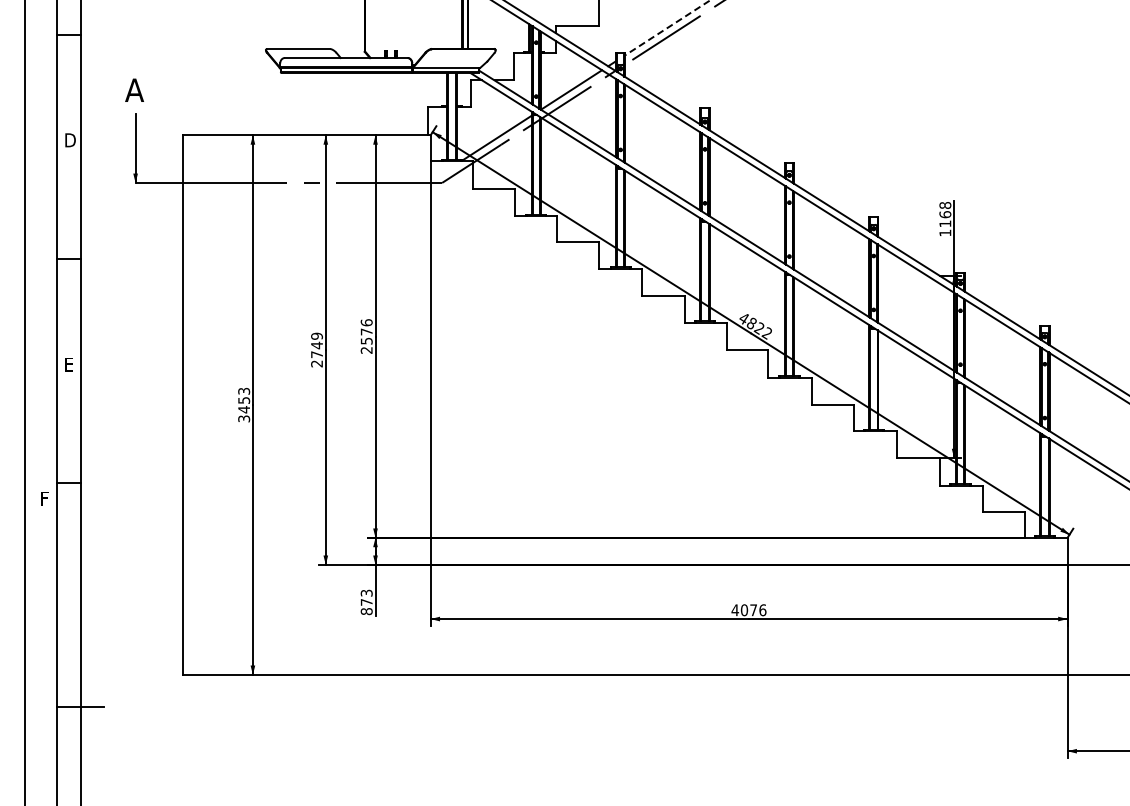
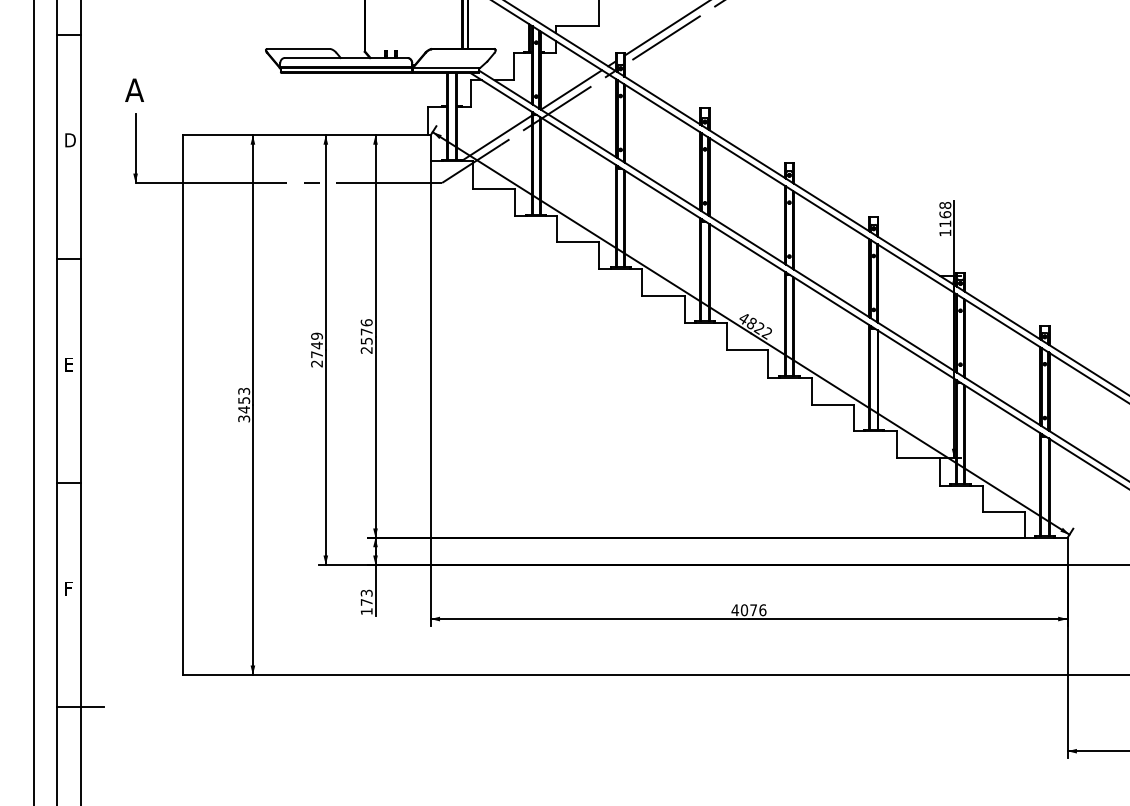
line: dashed -> solid (667, 28)
line position: (24, 402) -> (33, 402) (33, 402)
text position: (44, 498) -> (68, 588) (68, 588)
text: 873 -> 173 (366, 611)
